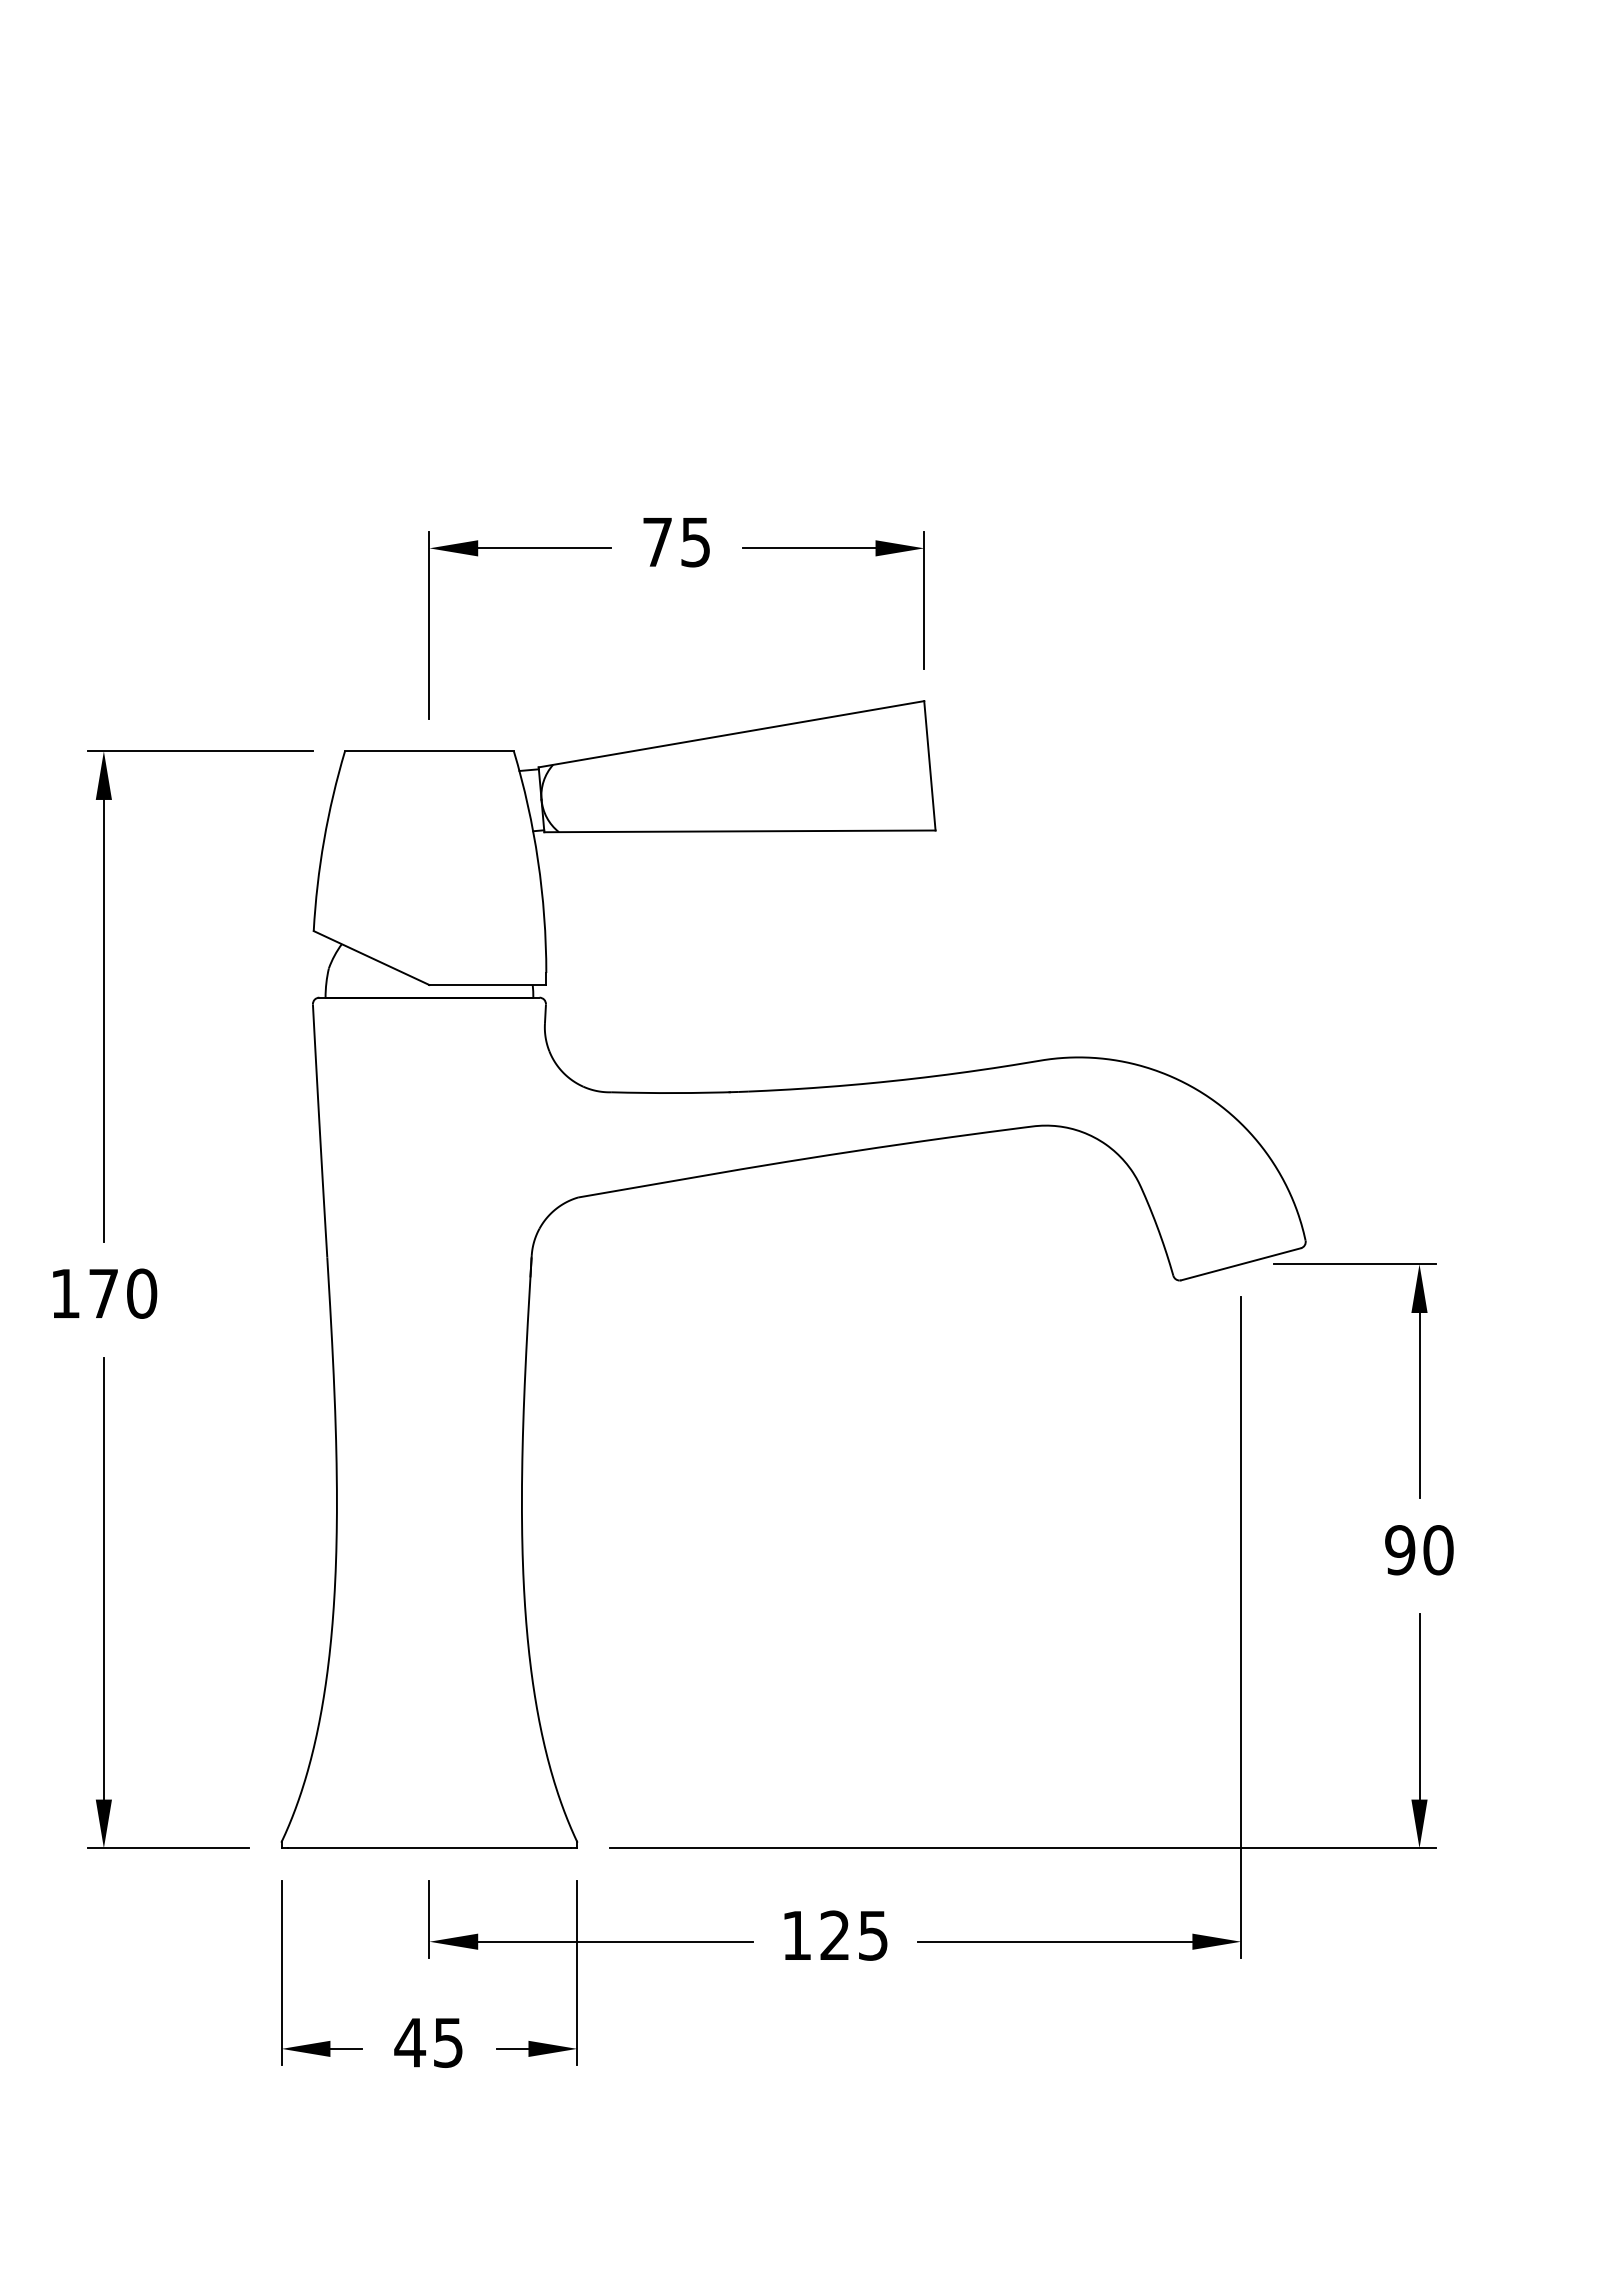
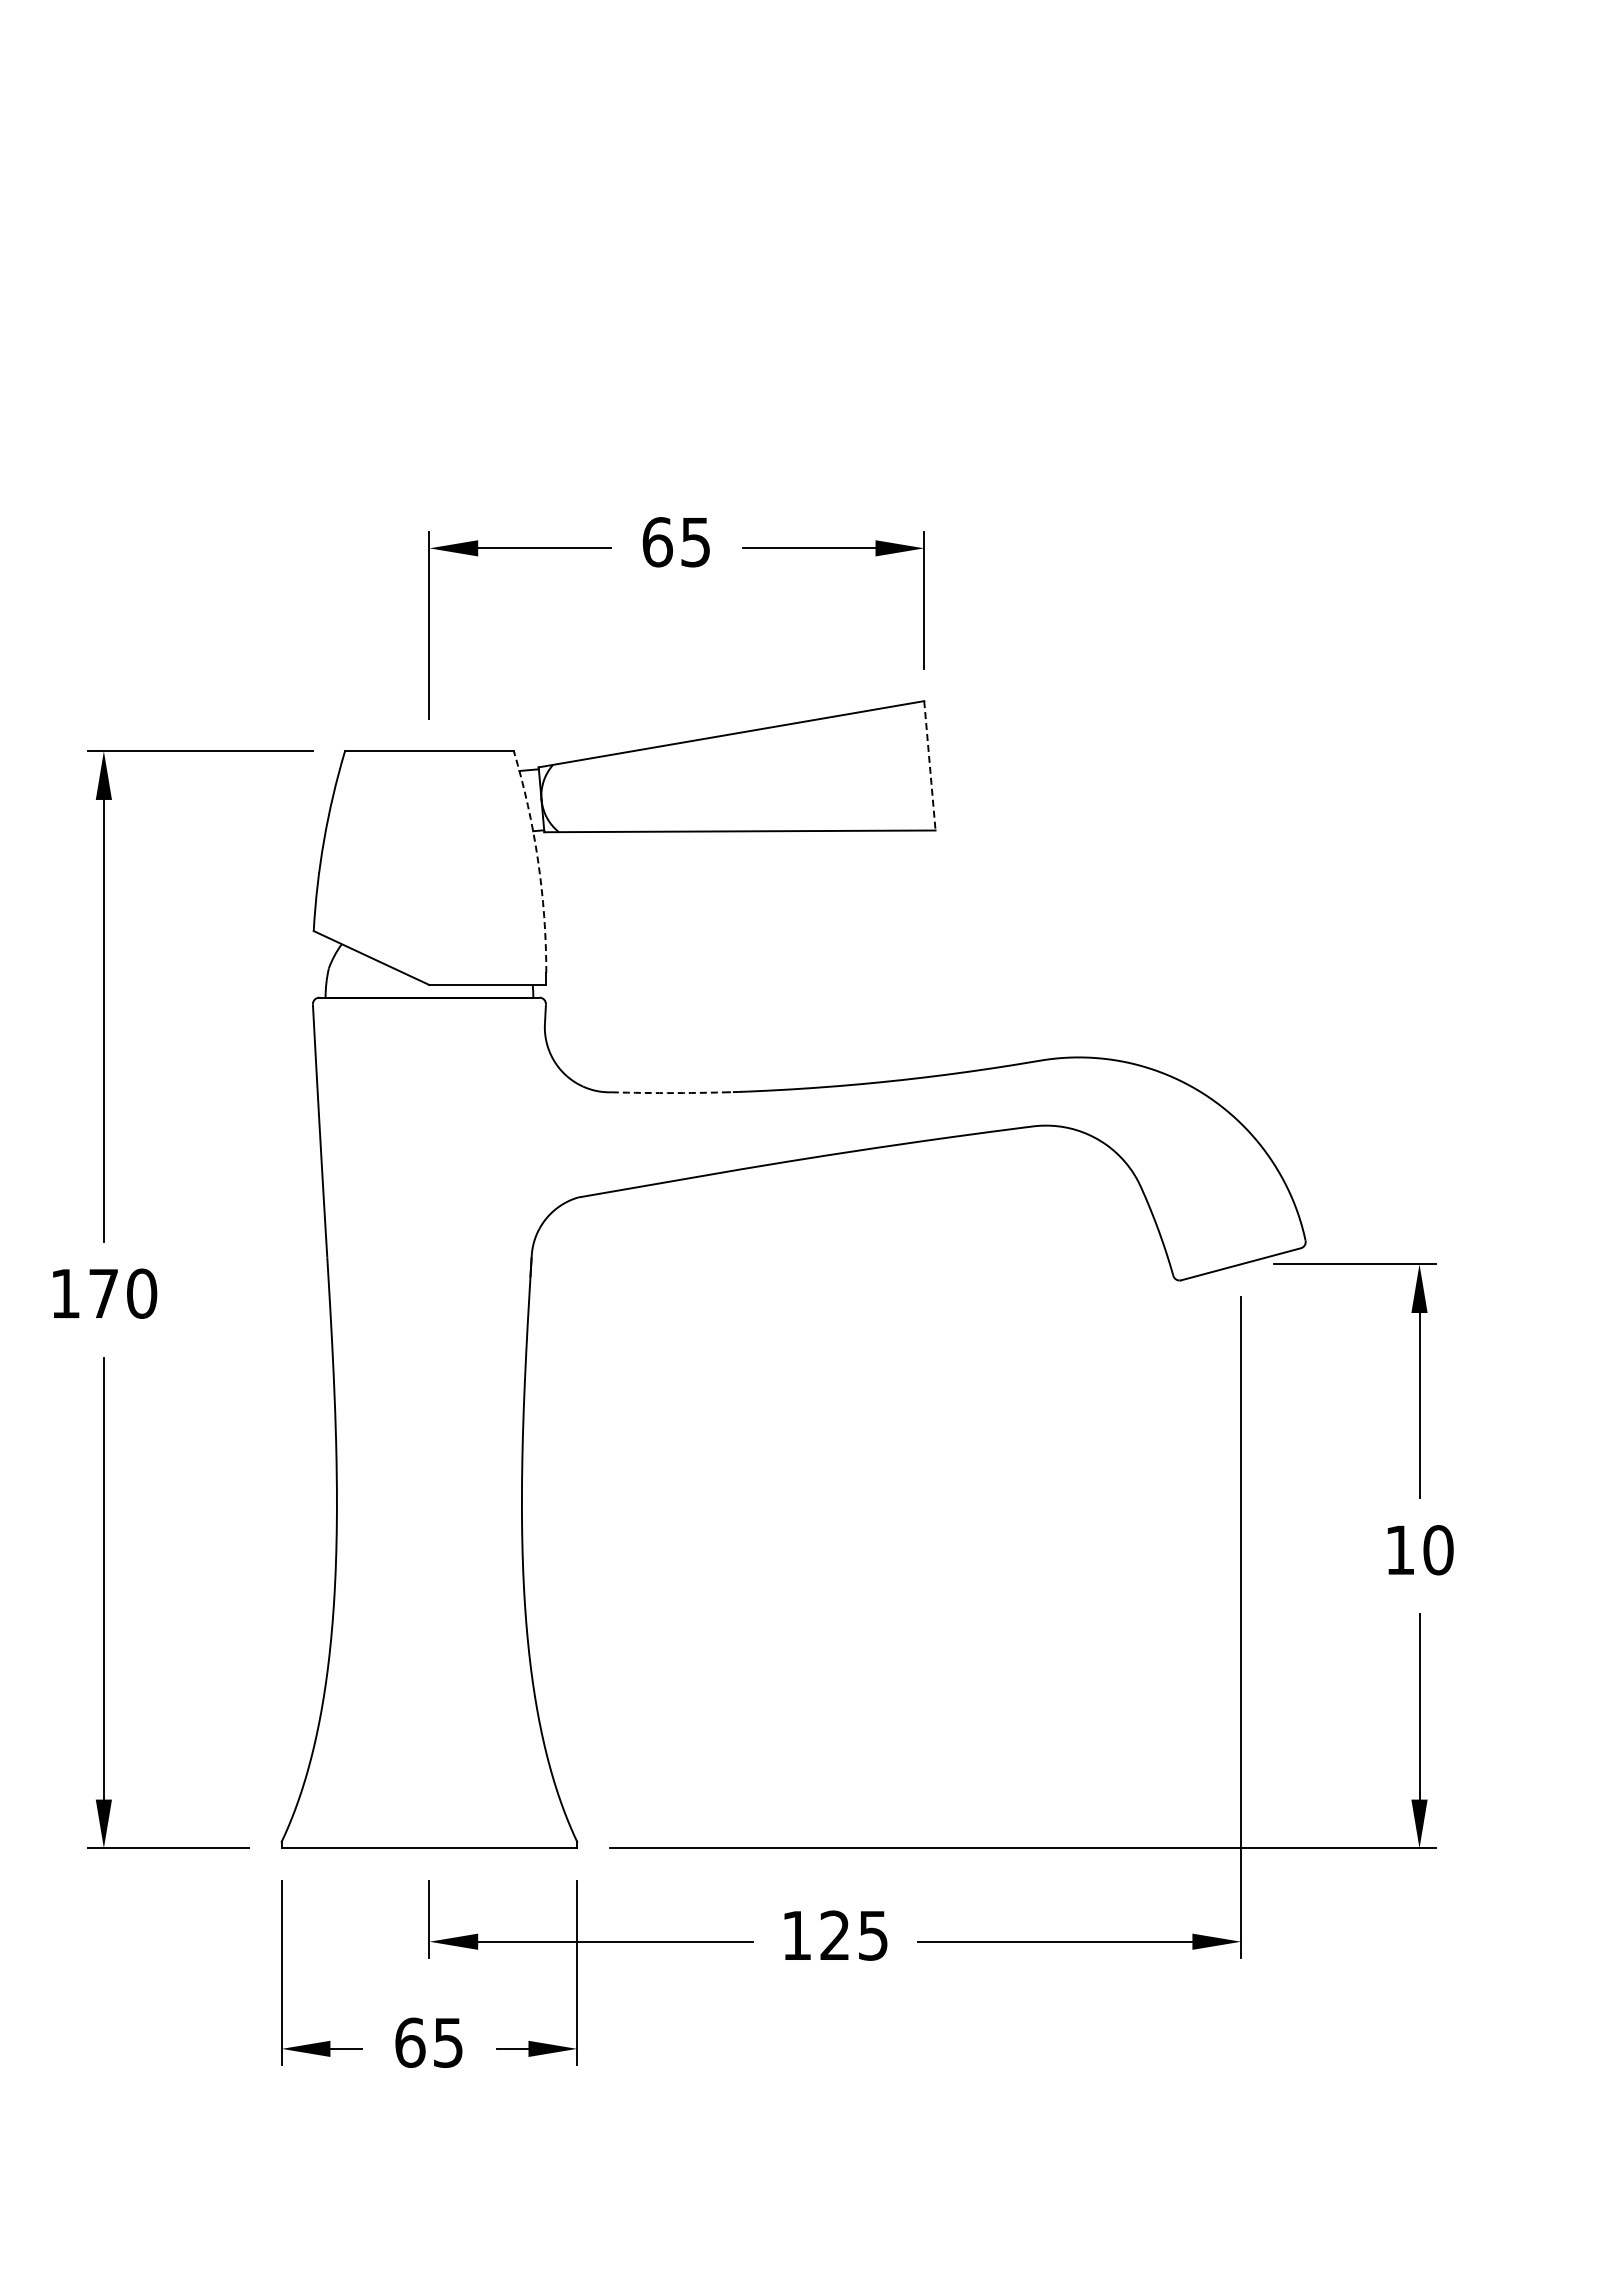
text: 75 -> 65 (657, 542)
line: solid -> dashed (929, 765)
arc: solid -> dashed (538, 860)
arc: solid -> dashed (675, 1093)
text: 90 -> 10 (1400, 1550)
text: 45 -> 65 (410, 2042)
